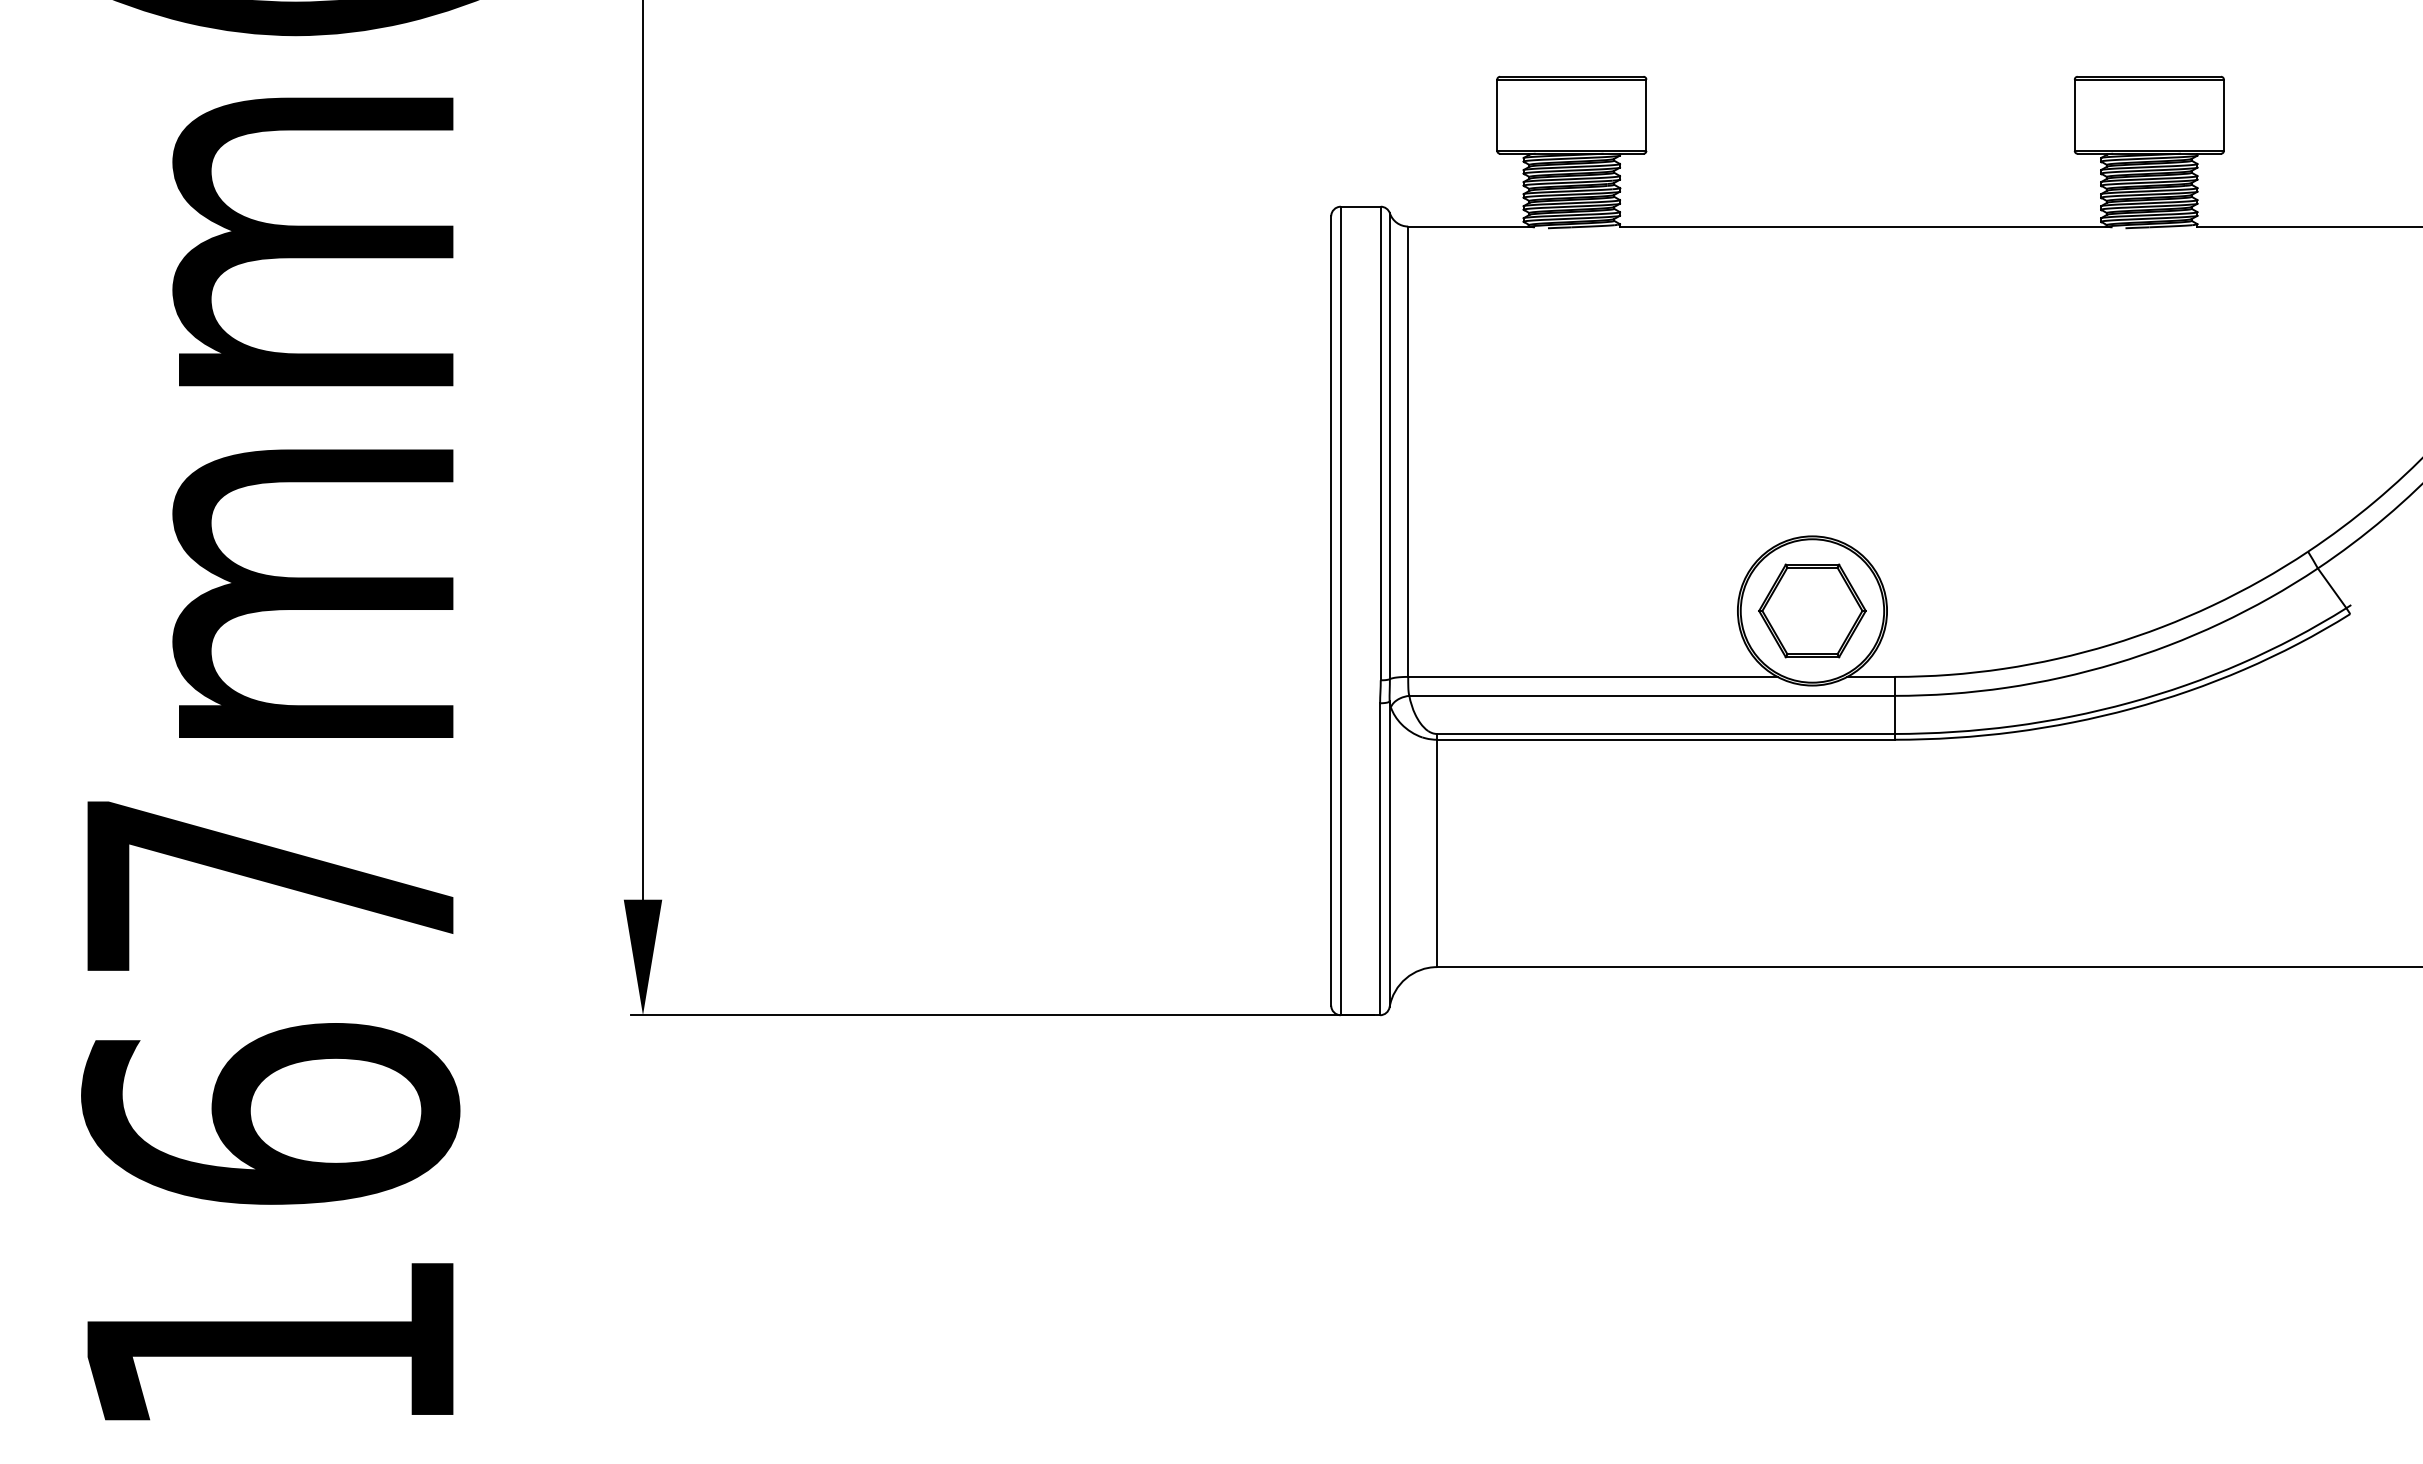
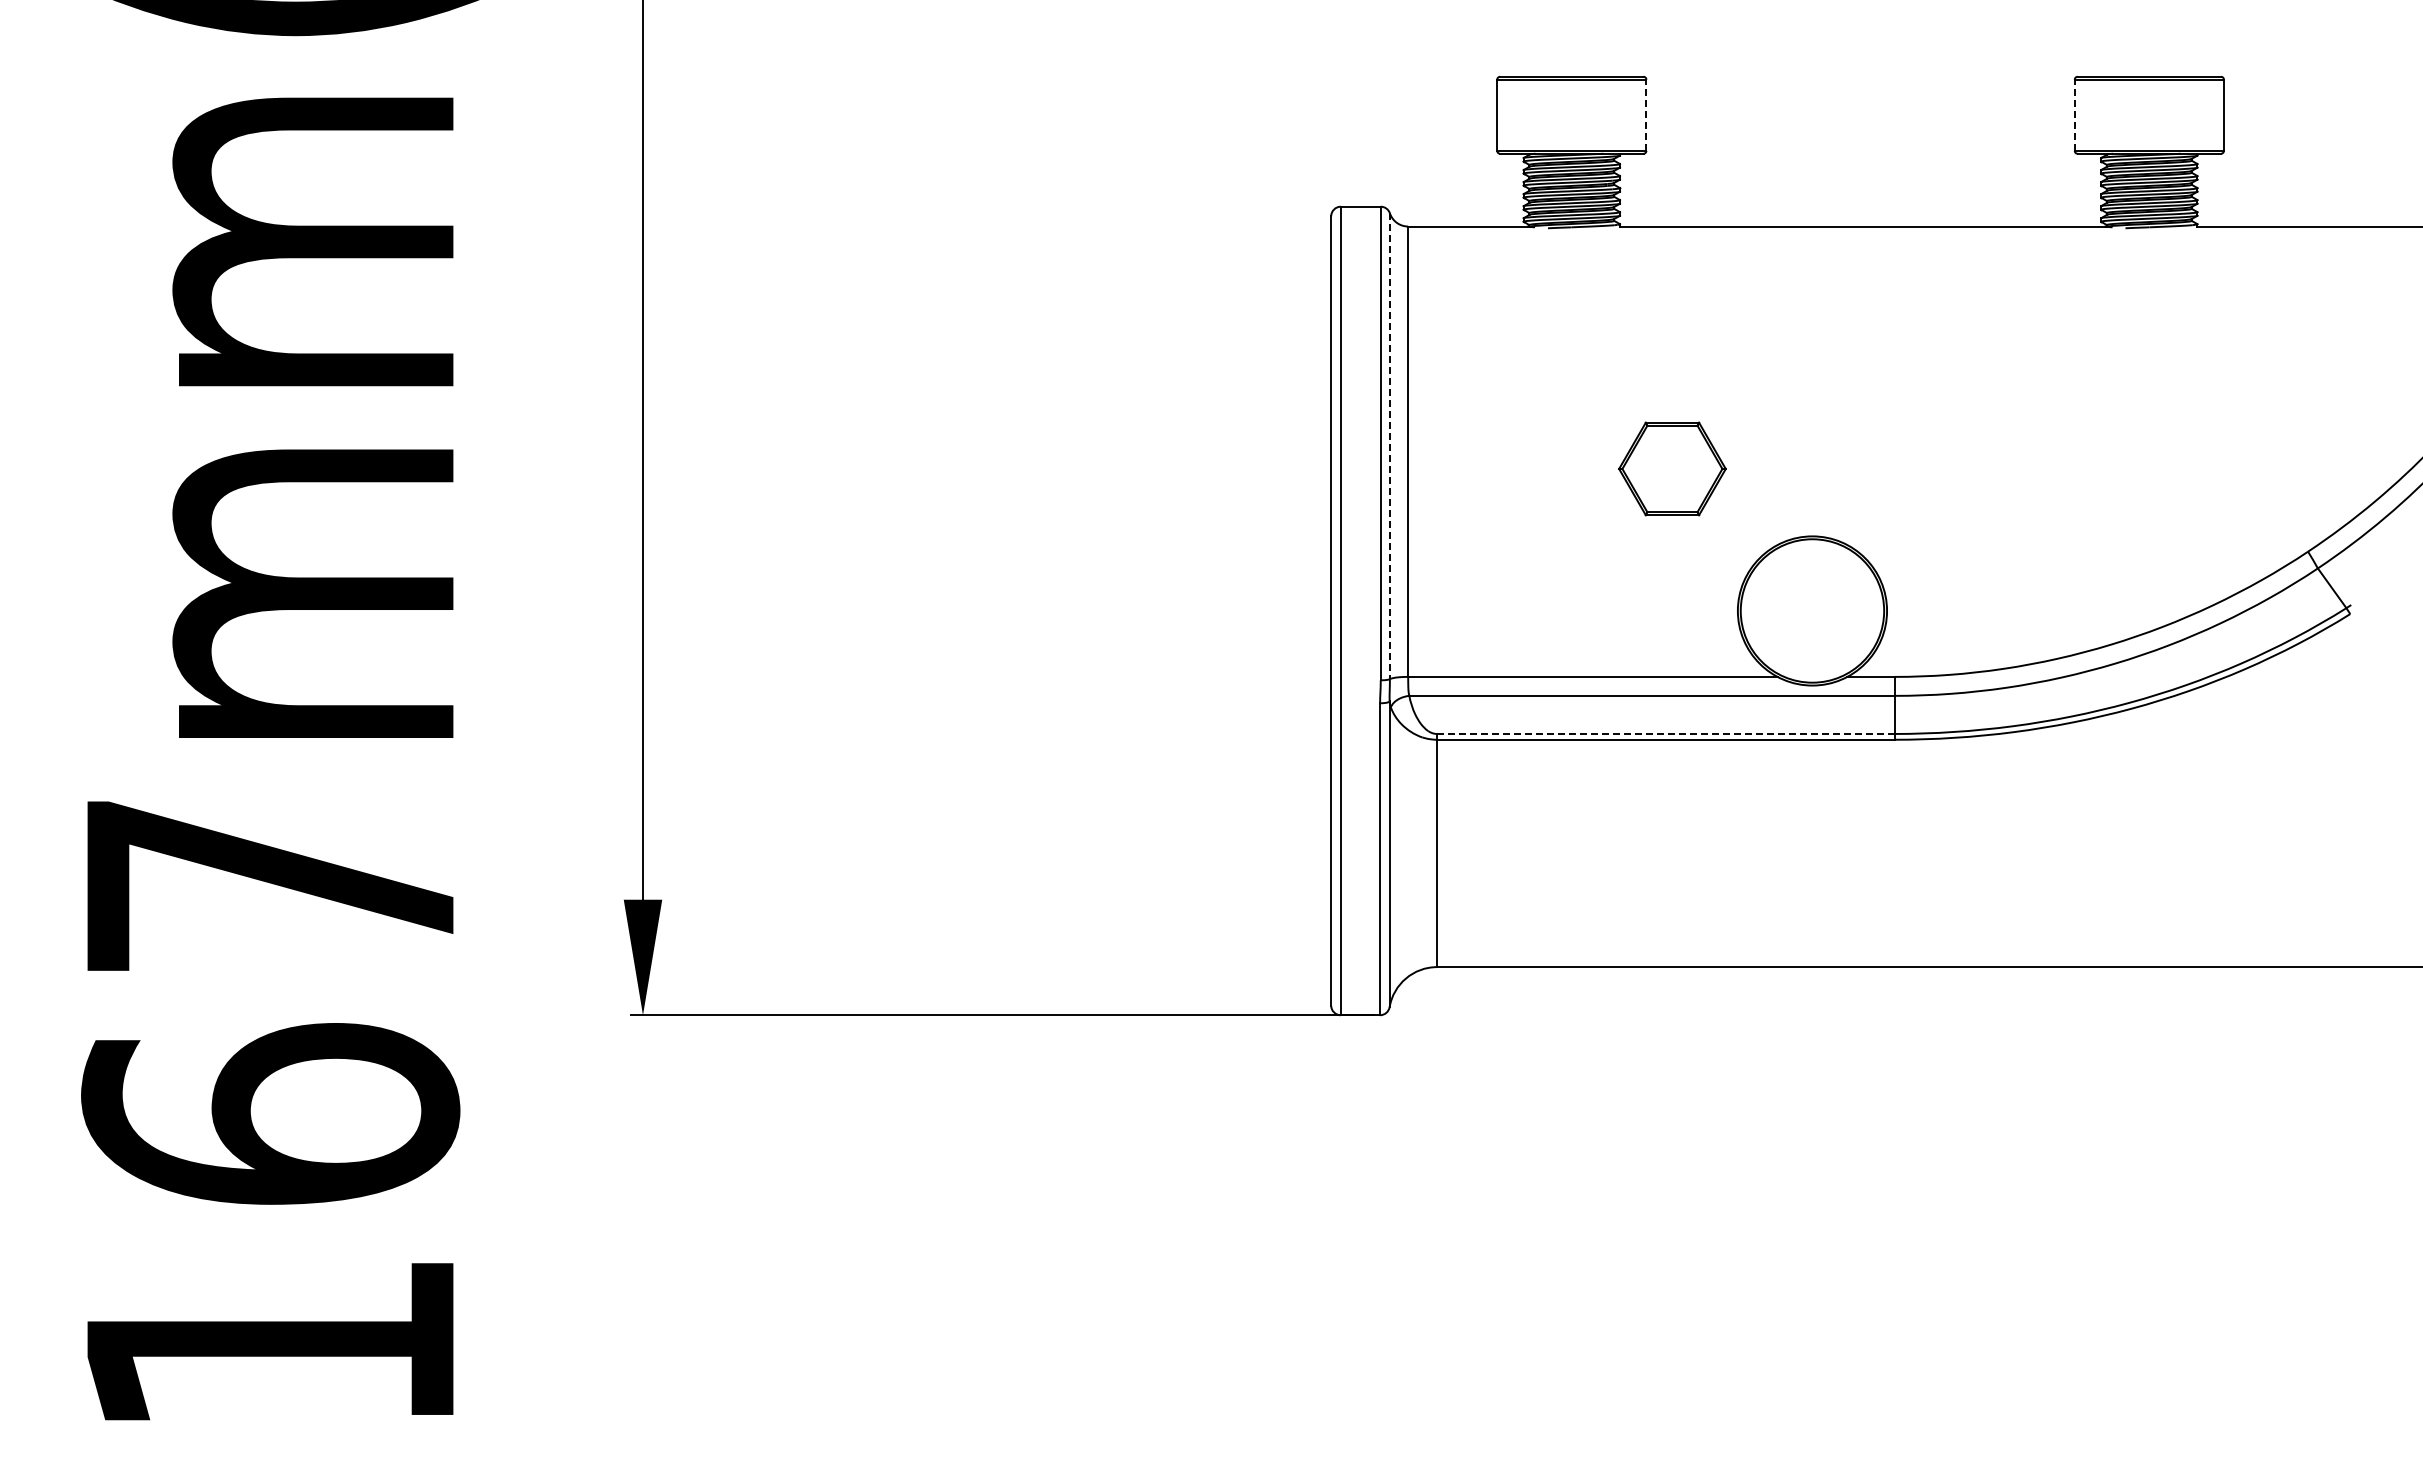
line: solid -> dashed (1646, 115)
line: solid -> dashed (2074, 115)
line: solid -> dashed (1389, 446)
part position: (1812, 610) -> (1672, 468) (1672, 468)
line: solid -> dashed (1665, 733)
